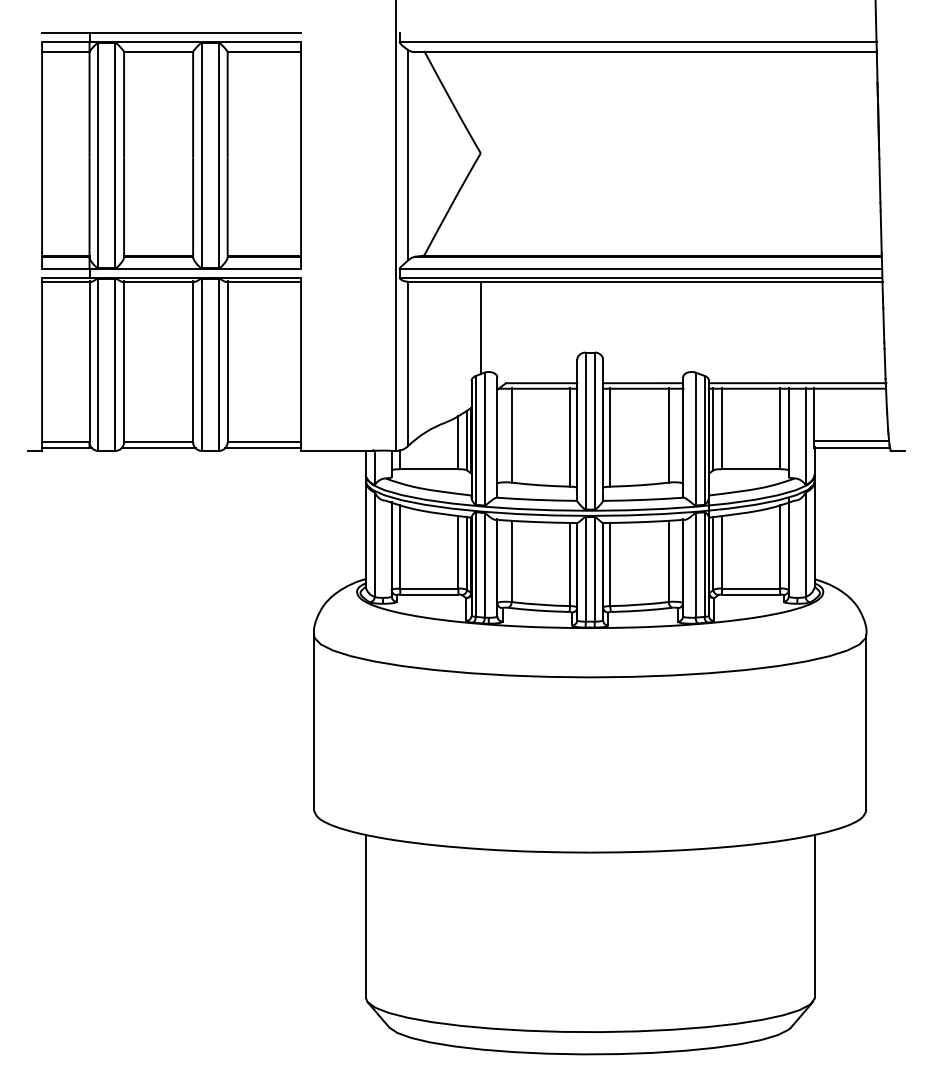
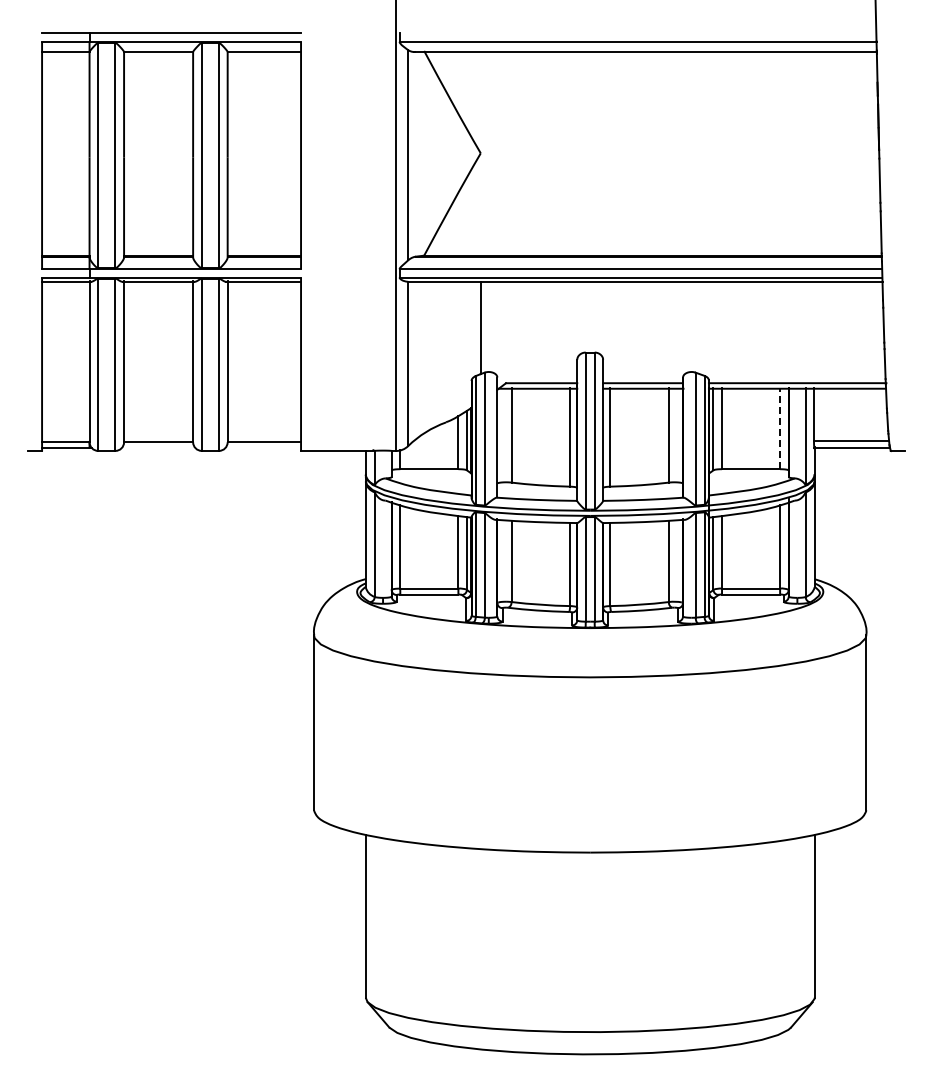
line: solid -> dashed (780, 428)
line: present -> none (158, 448)
line: present -> none (263, 448)
